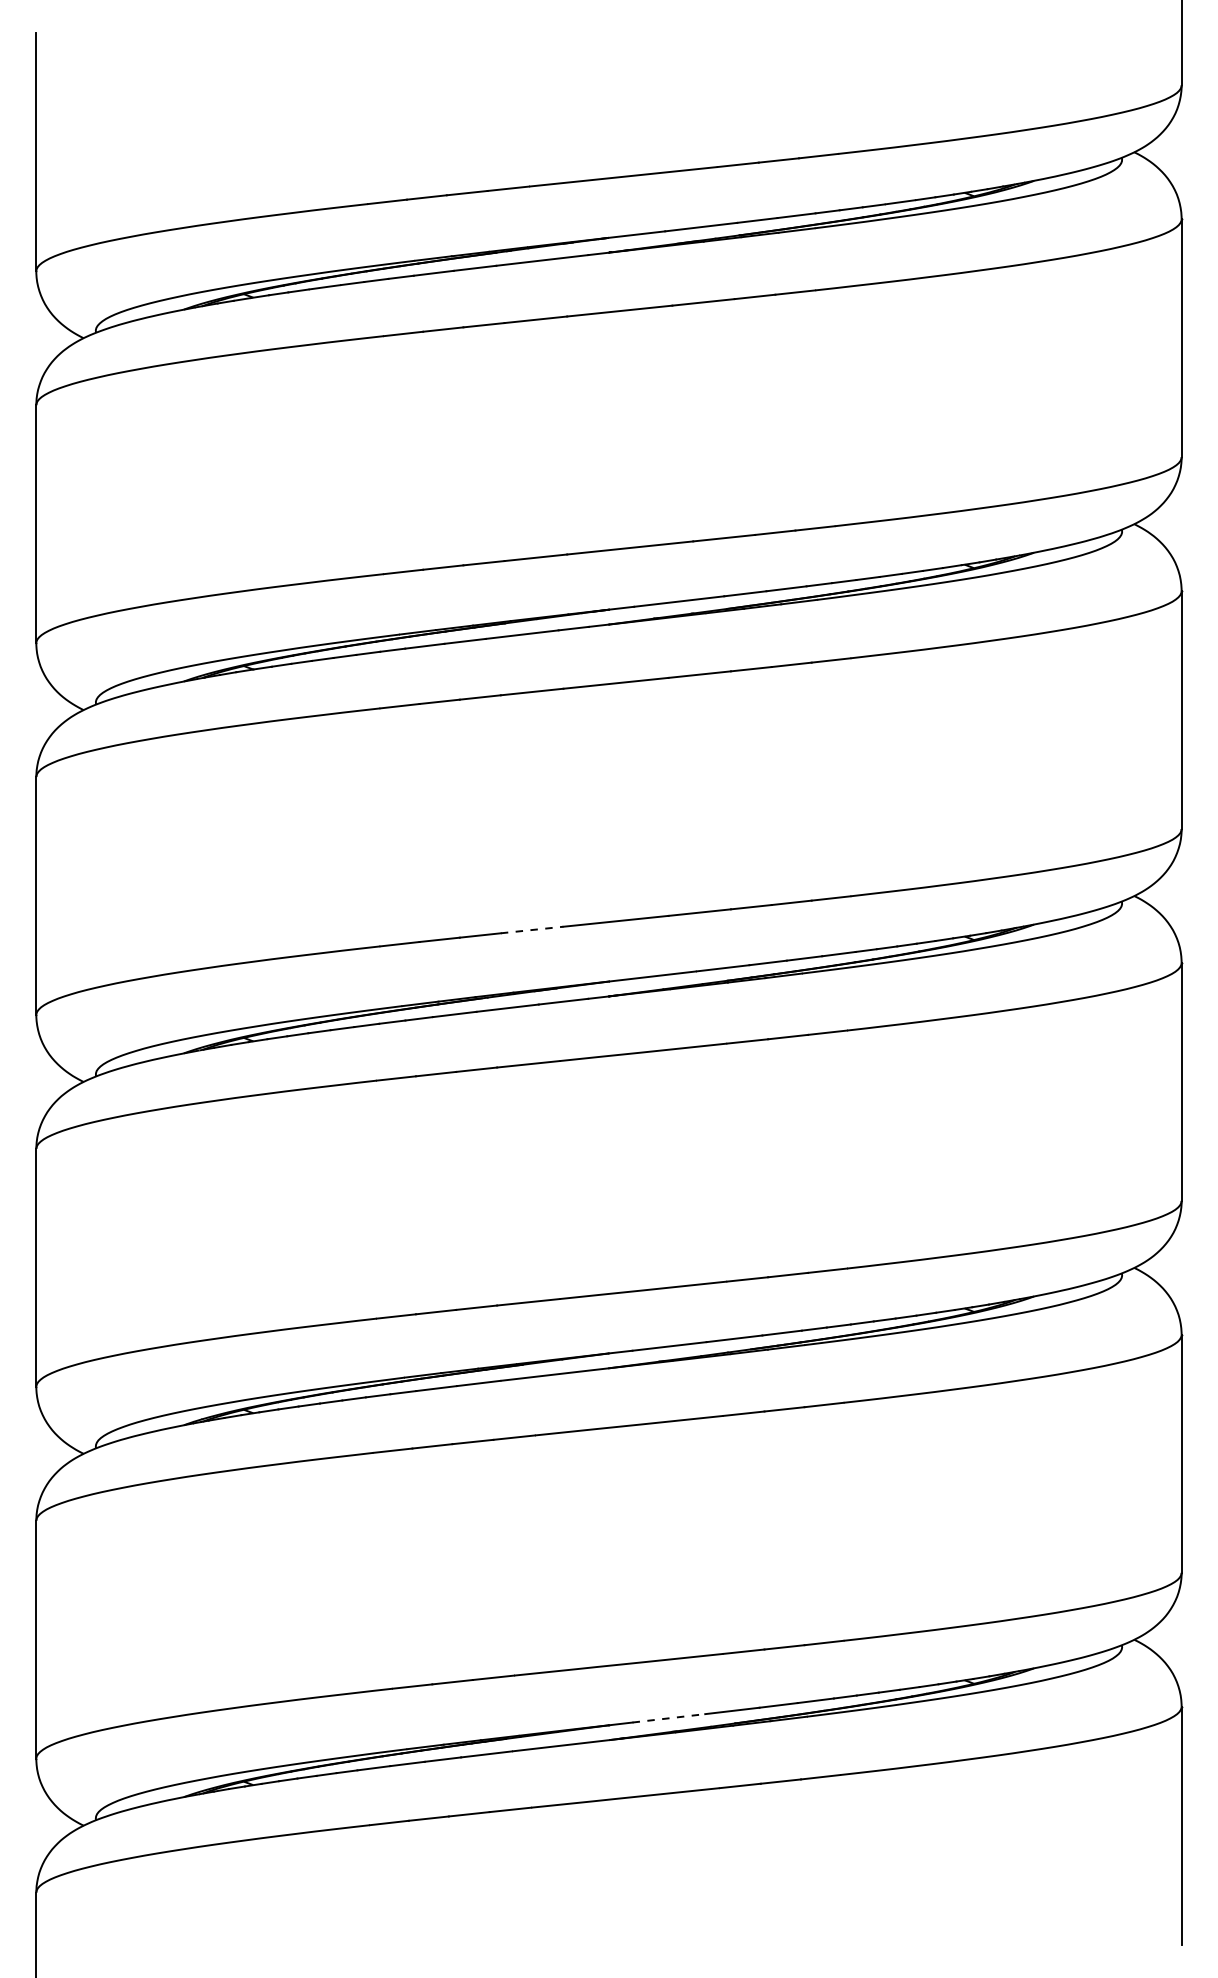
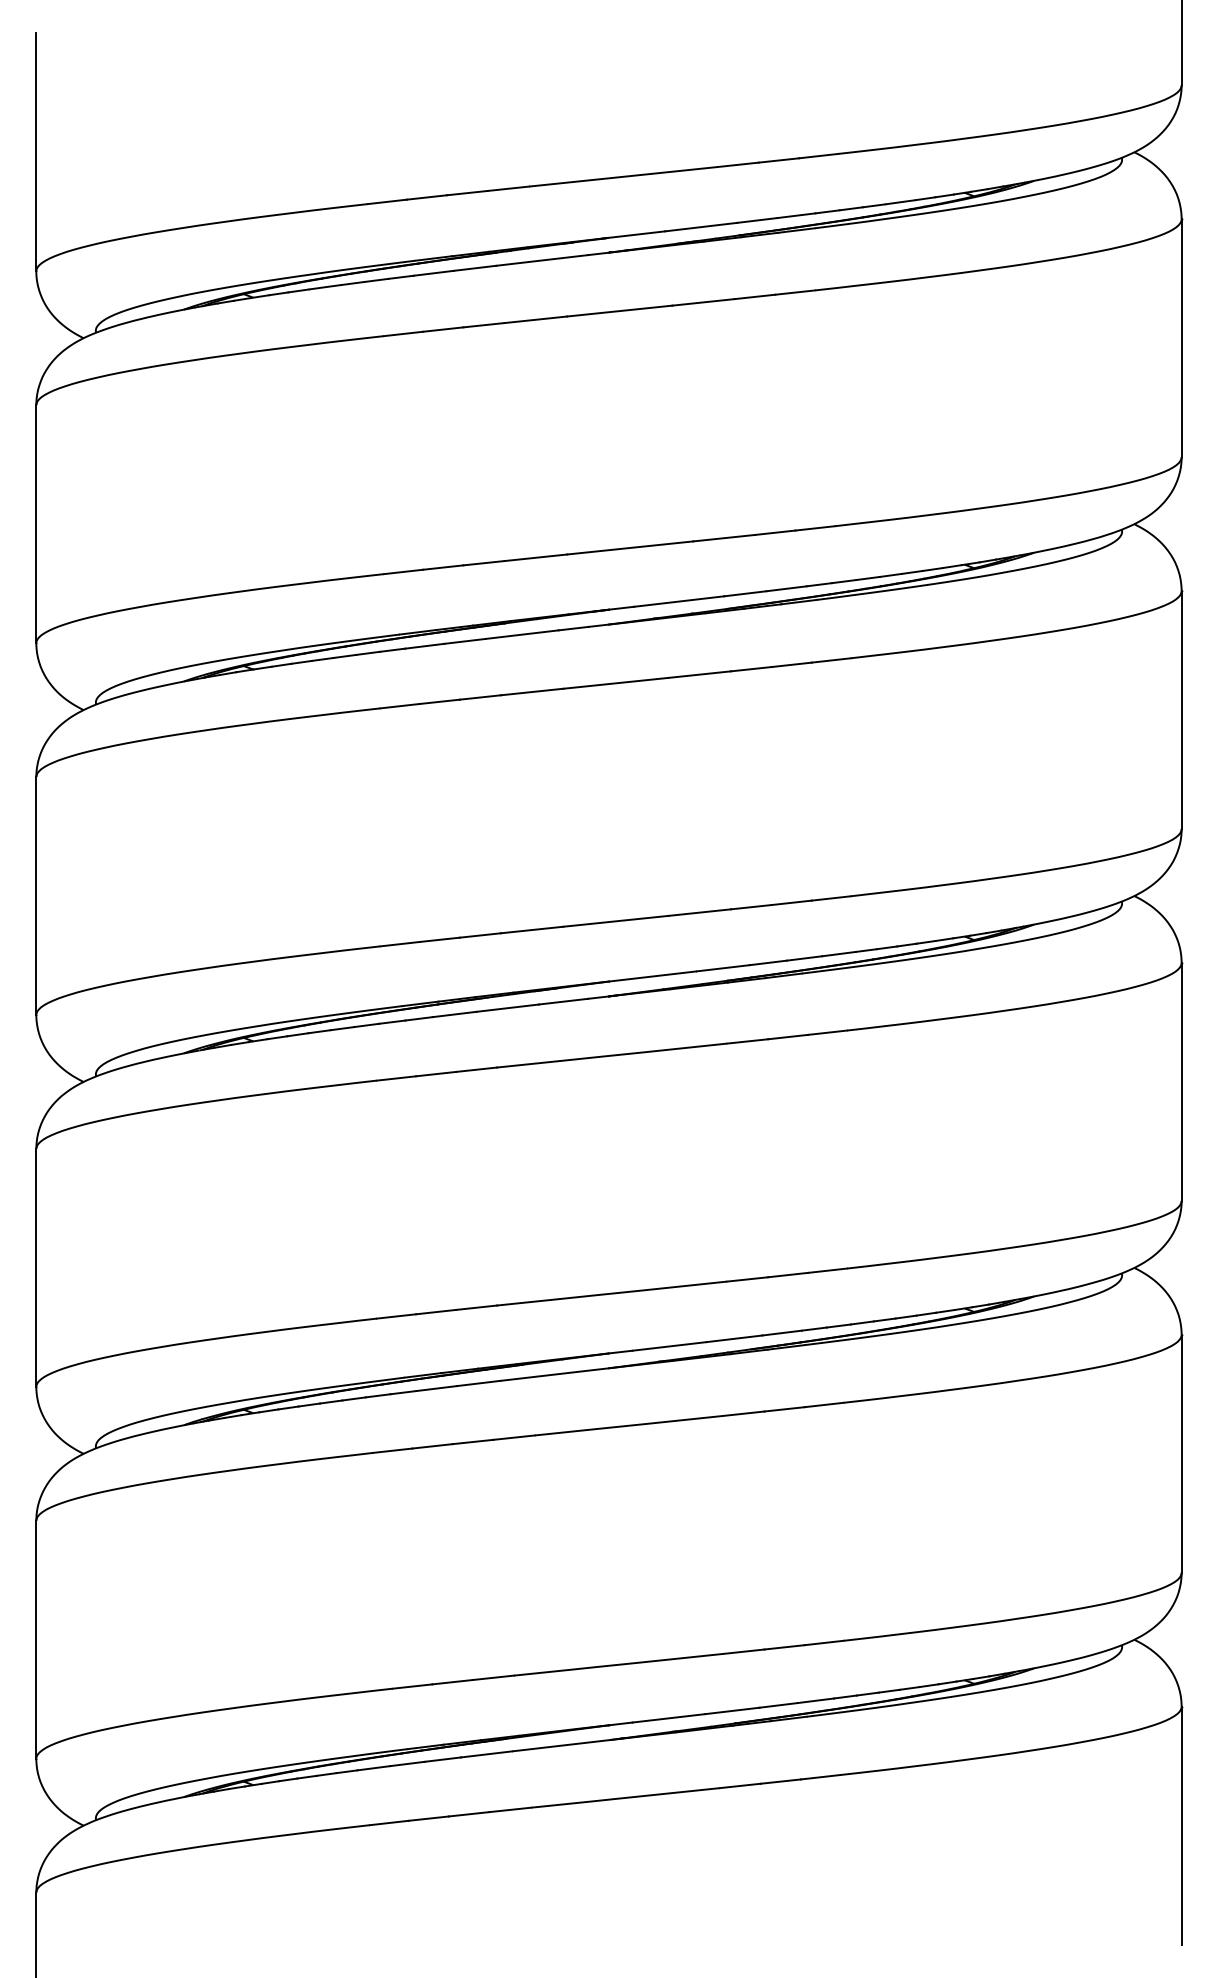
line: dashed -> solid (532, 929)
line: dashed -> solid (668, 1718)
